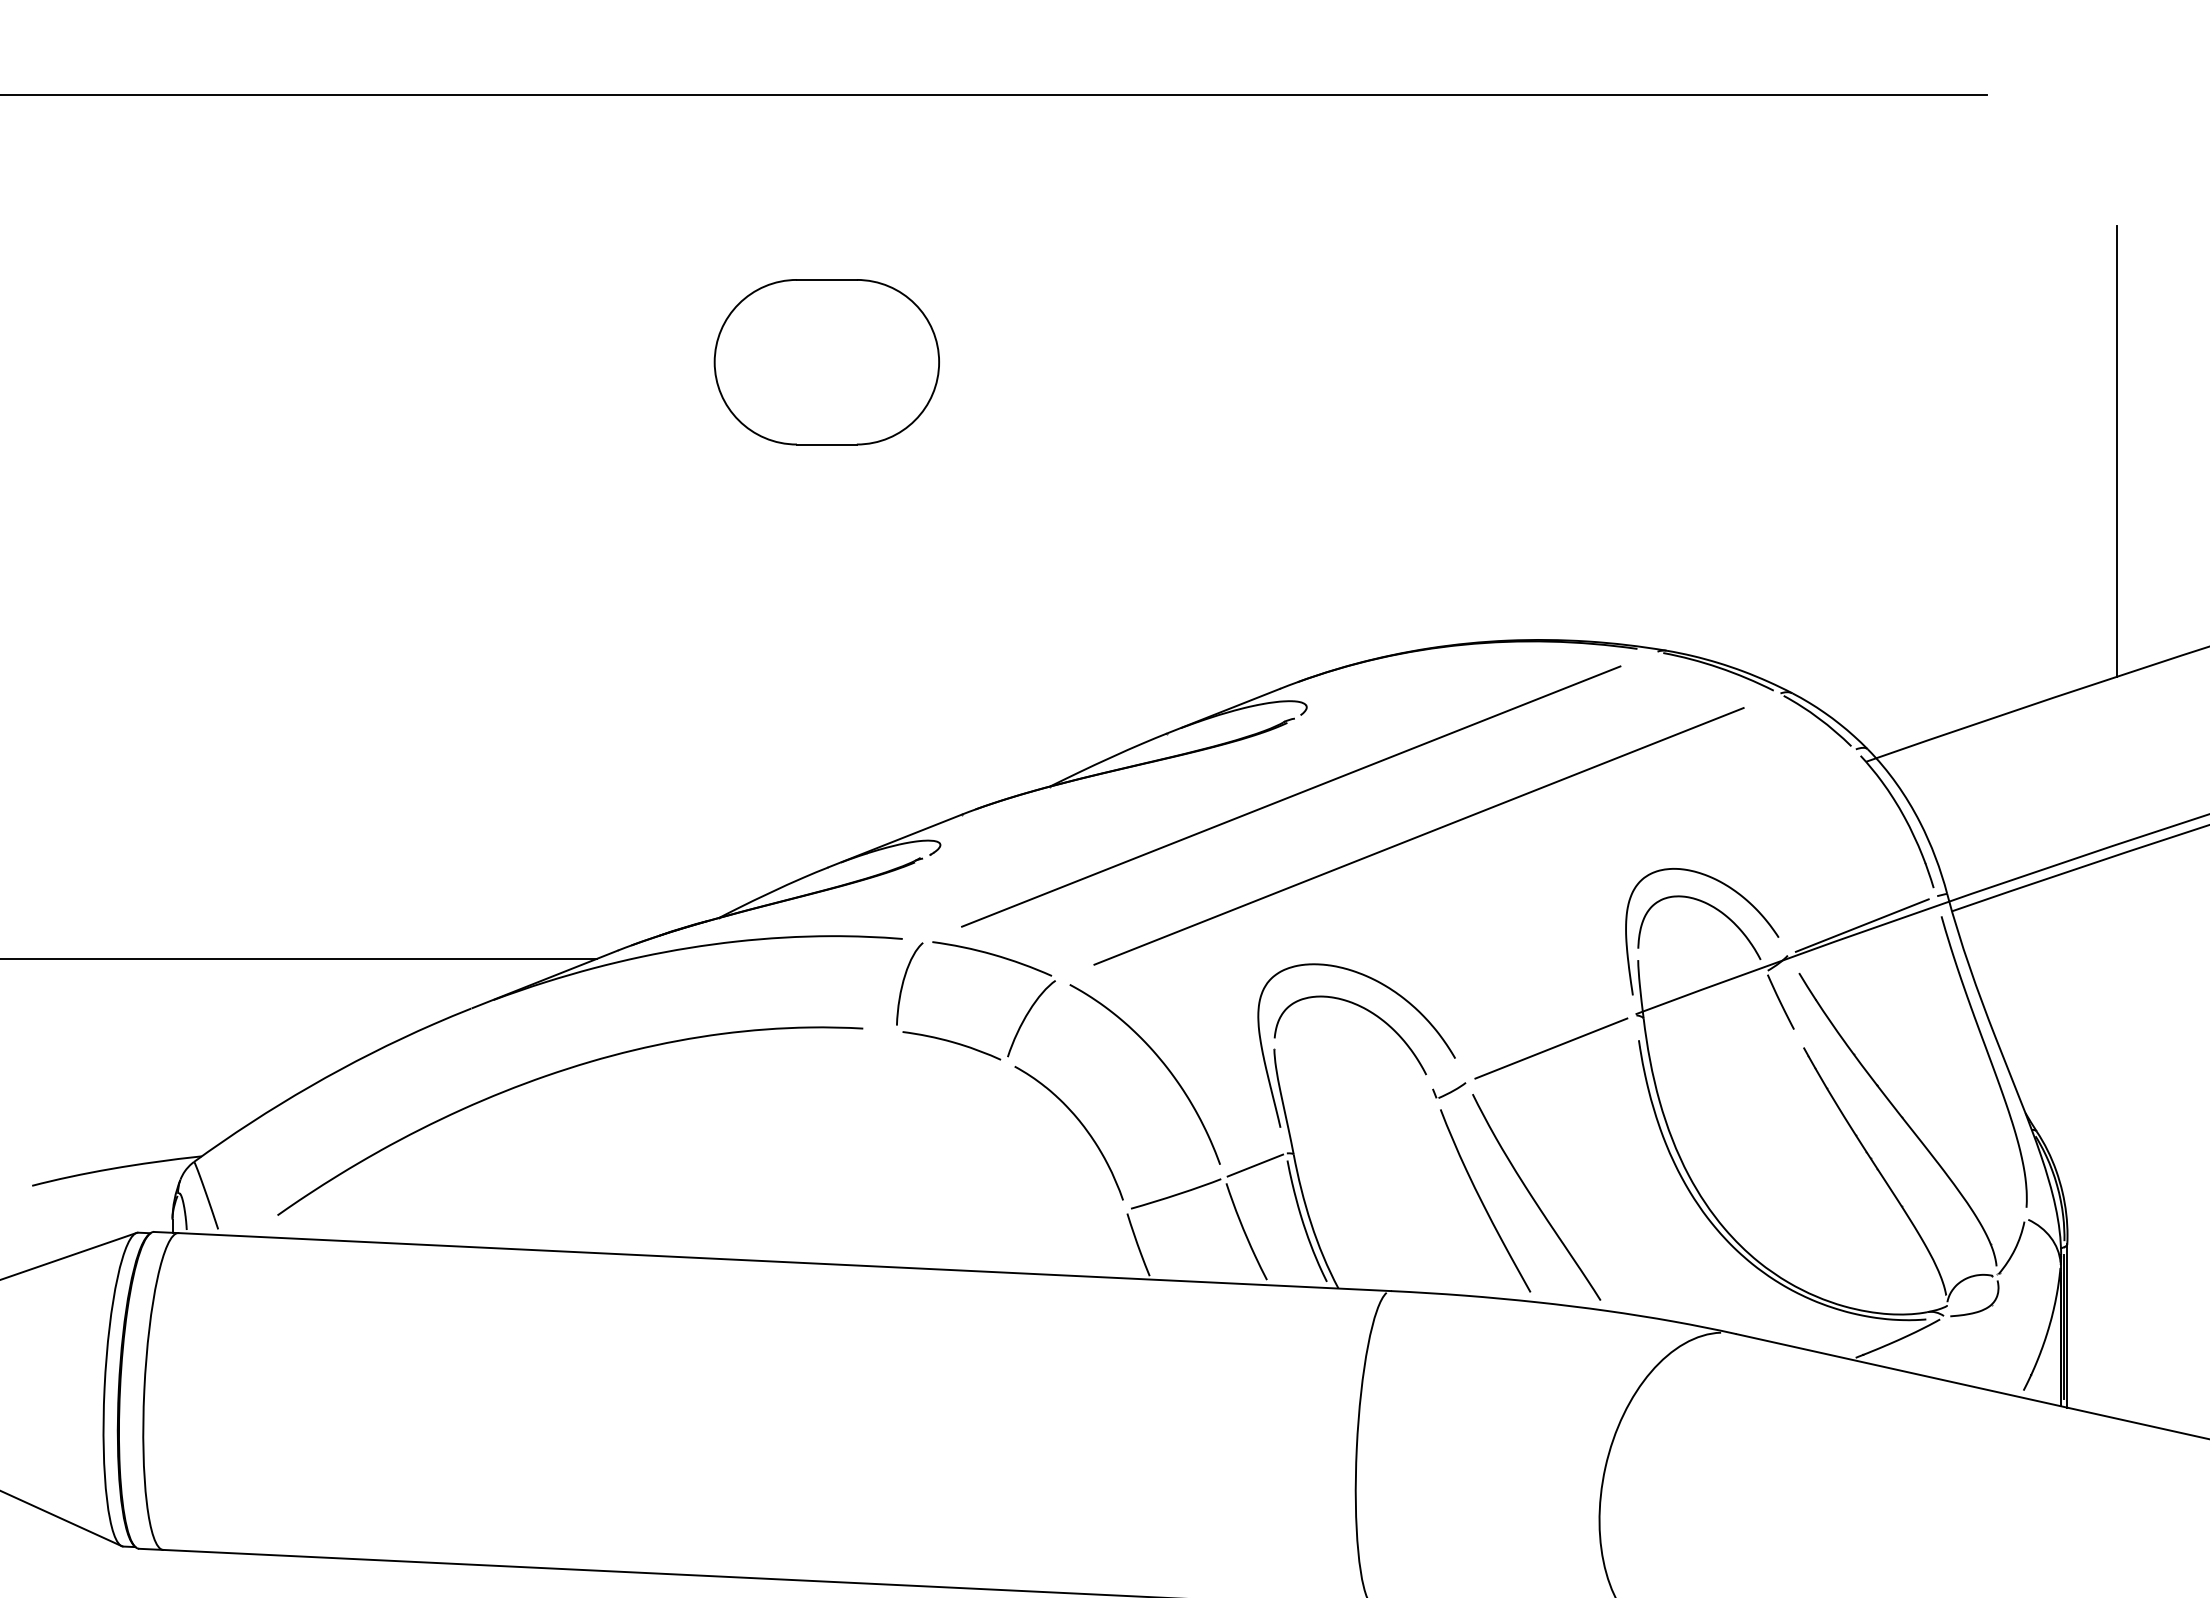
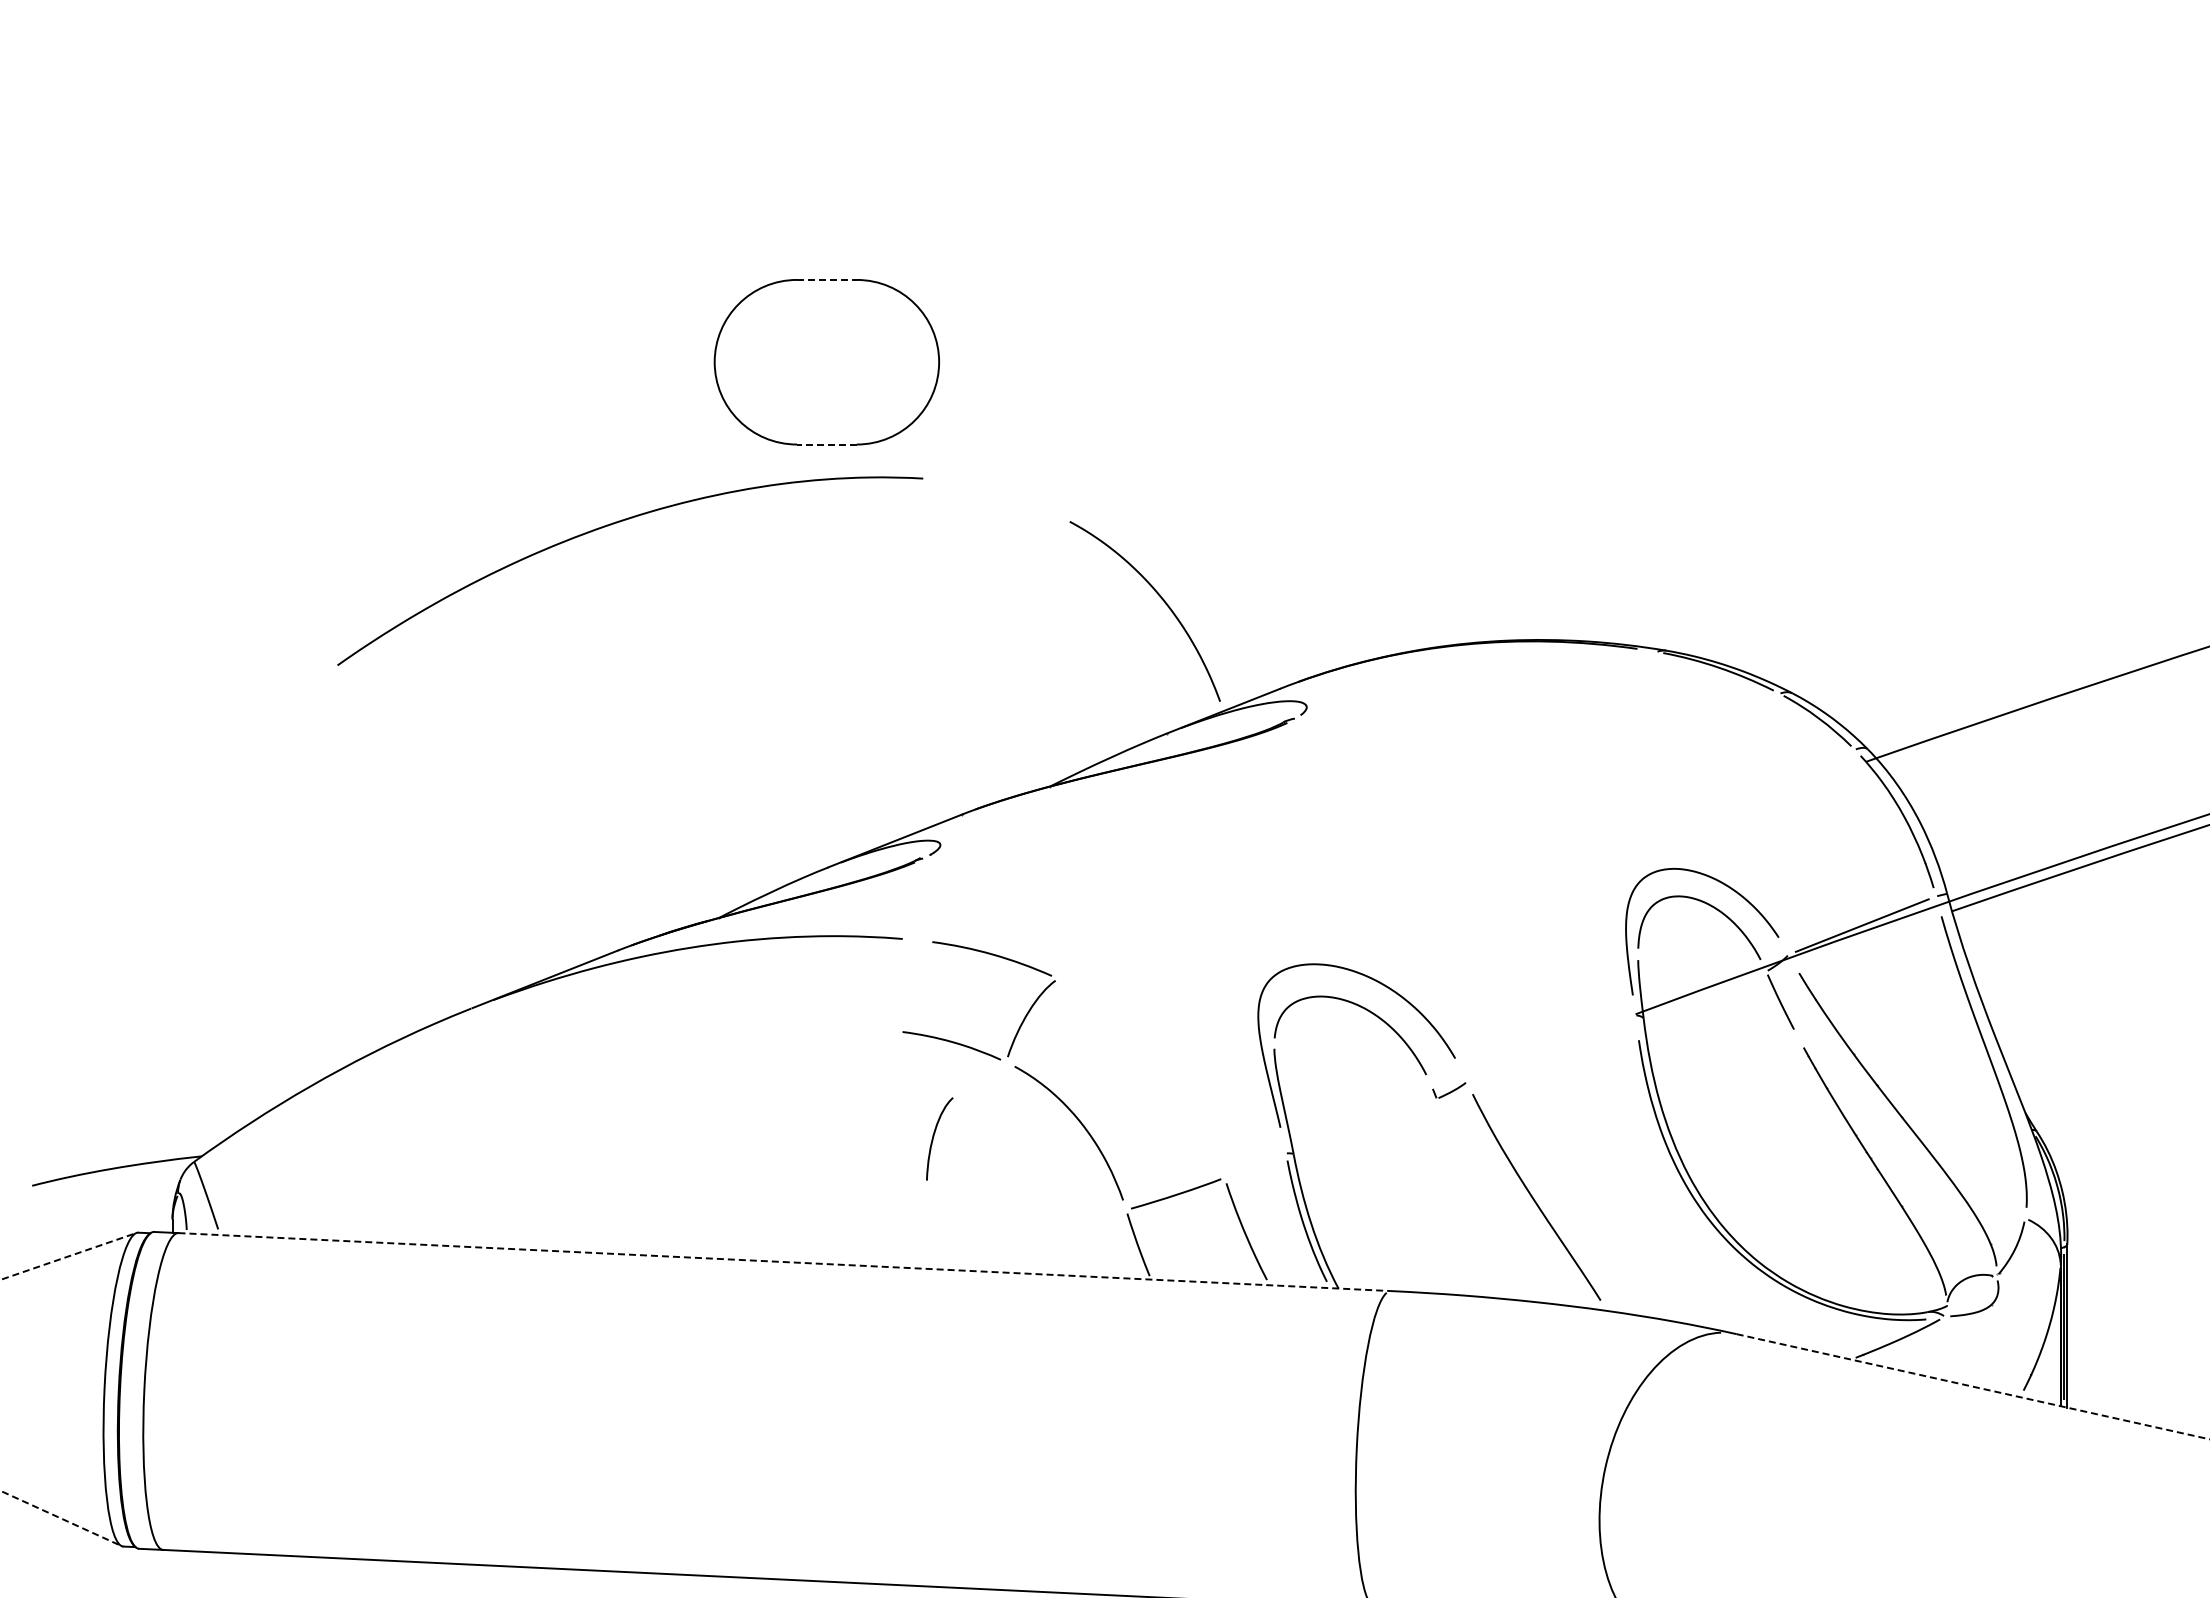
line: present -> none (994, 94)
line: solid -> dashed (826, 279)
line: solid -> dashed (826, 444)
line: present -> none (2117, 450)
line: present -> none (1291, 796)
line: present -> none (1418, 836)
line: present -> none (299, 958)
curve position: (904, 981) -> (934, 1136) (934, 1136)
line: present -> none (1551, 1048)
curve position: (1160, 1061) -> (1160, 598) (1160, 598)
curve position: (554, 1074) -> (614, 524) (614, 524)
line: present -> none (1255, 1165)
curve: present -> none (1483, 1202)
line: solid -> dashed (68, 1256)
line: solid -> dashed (784, 1262)
line: solid -> dashed (1972, 1386)
line: solid -> dashed (60, 1518)
